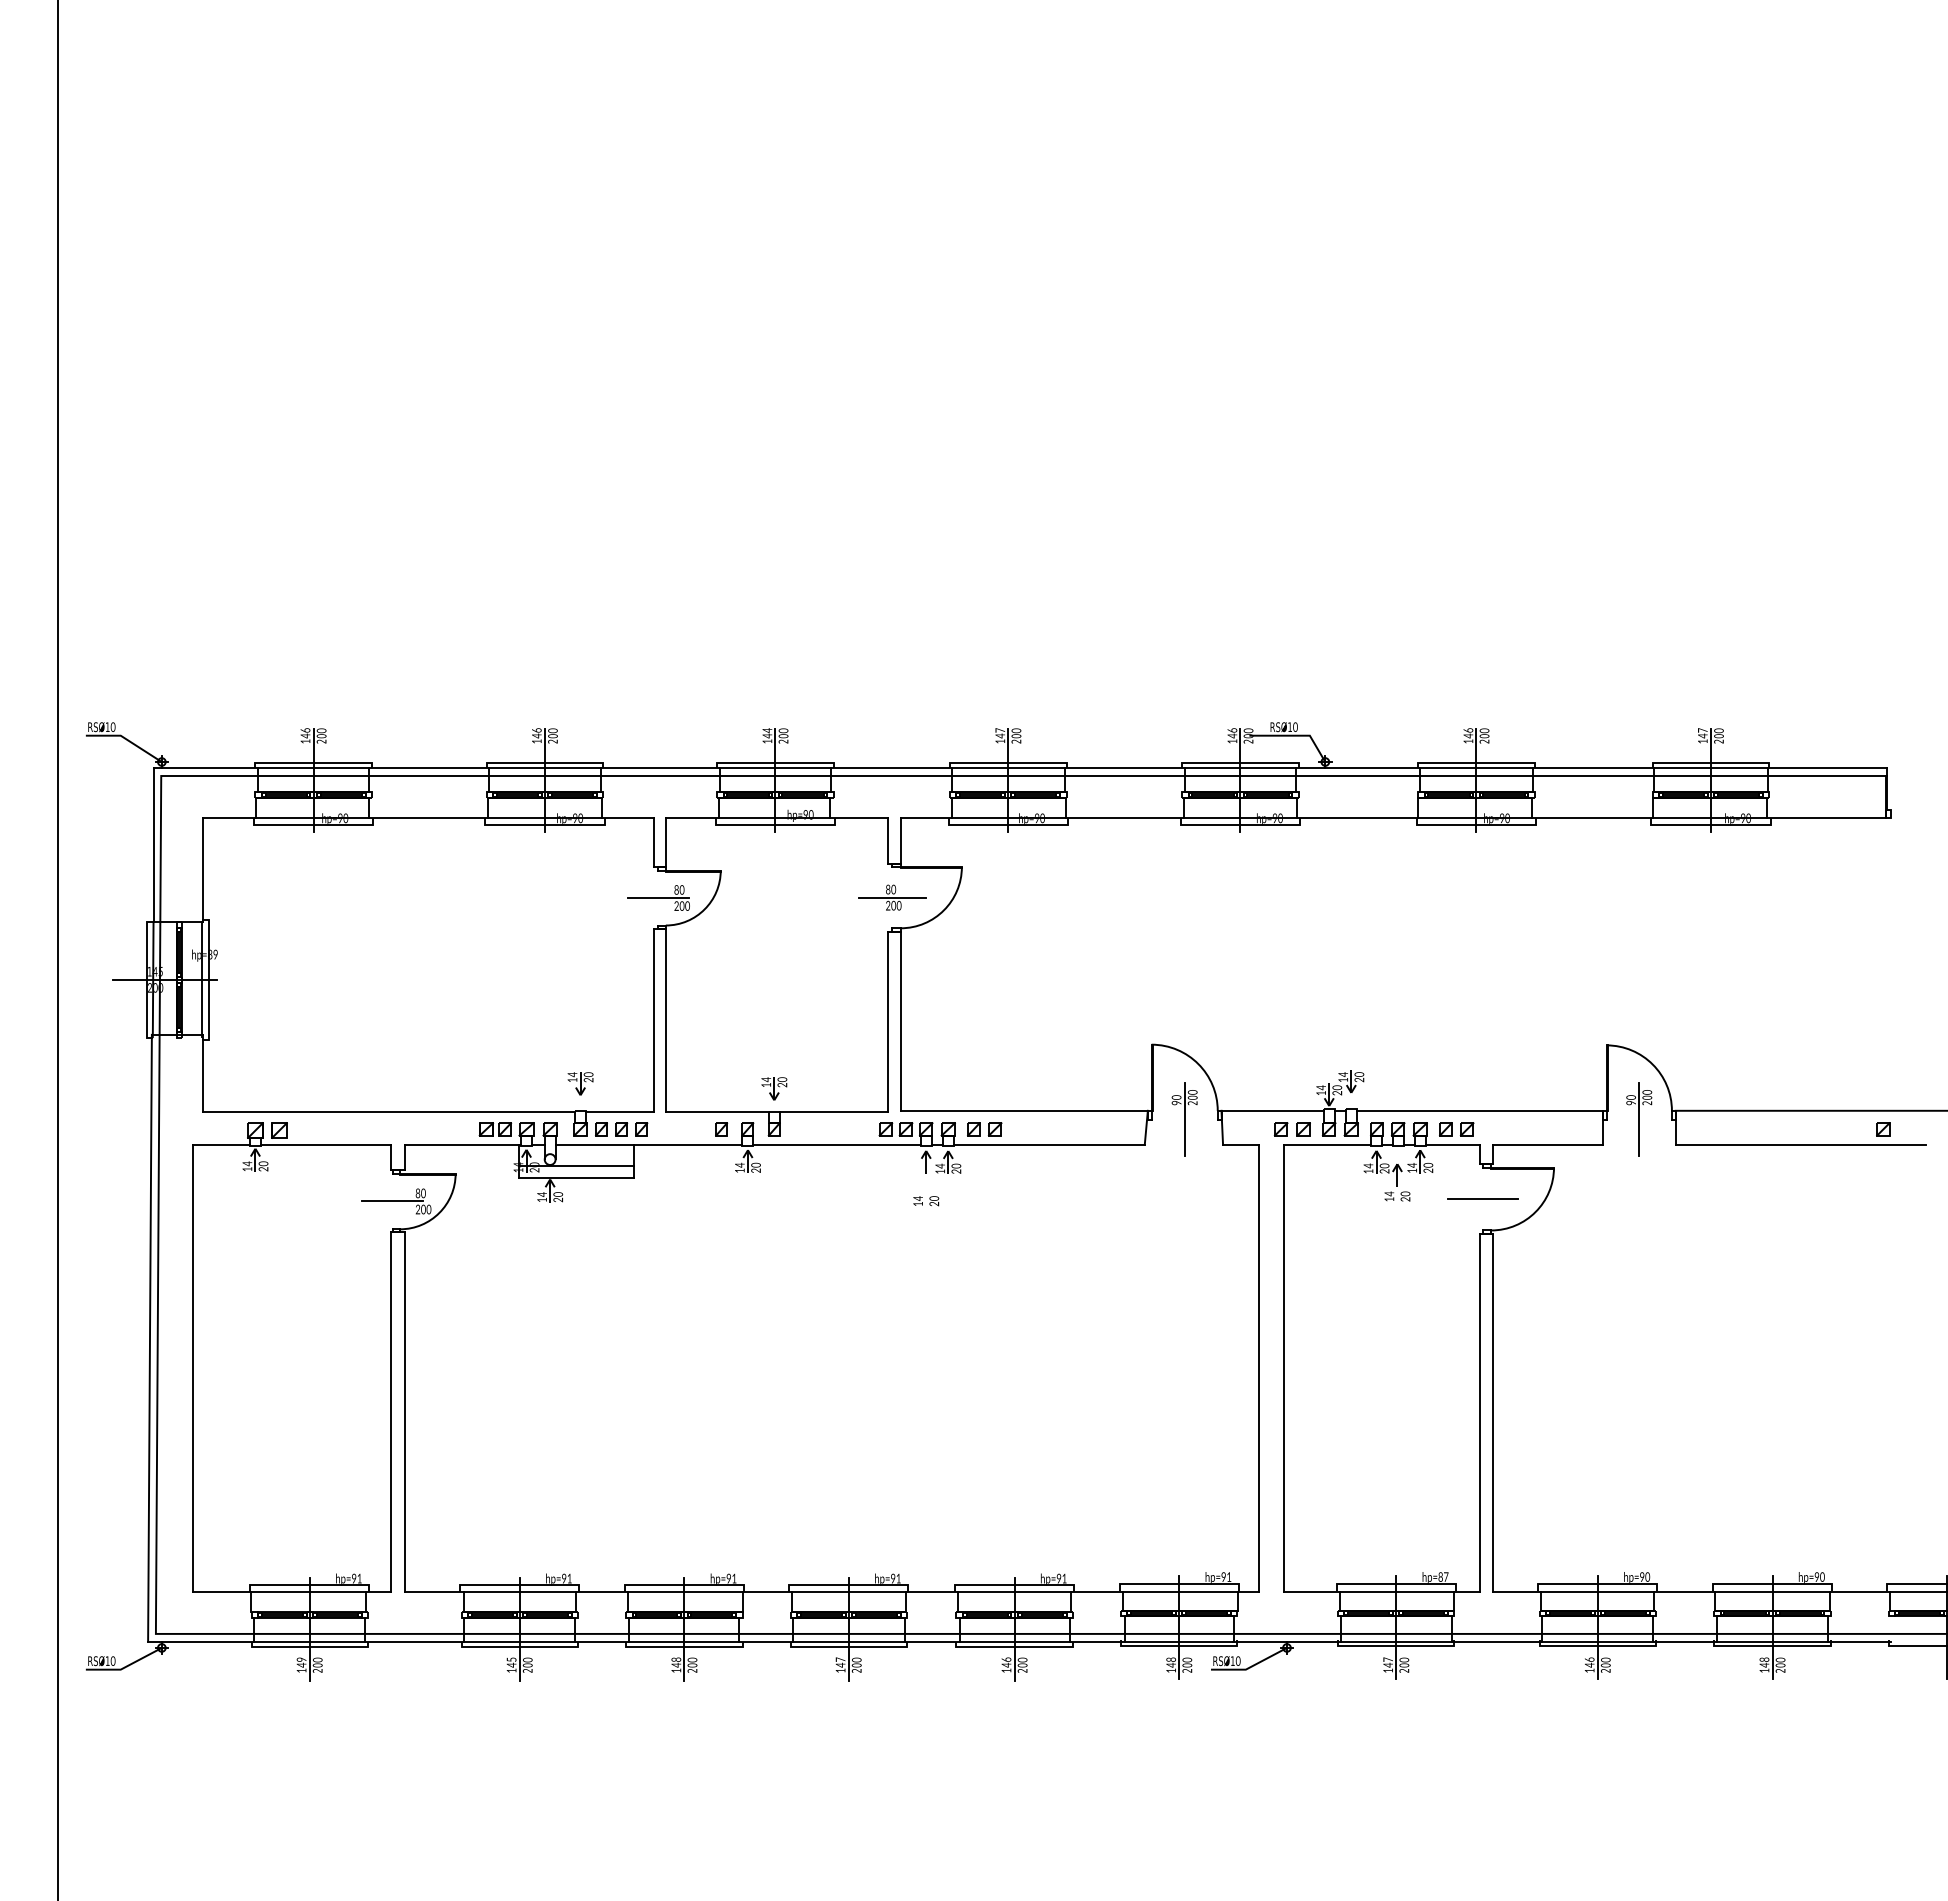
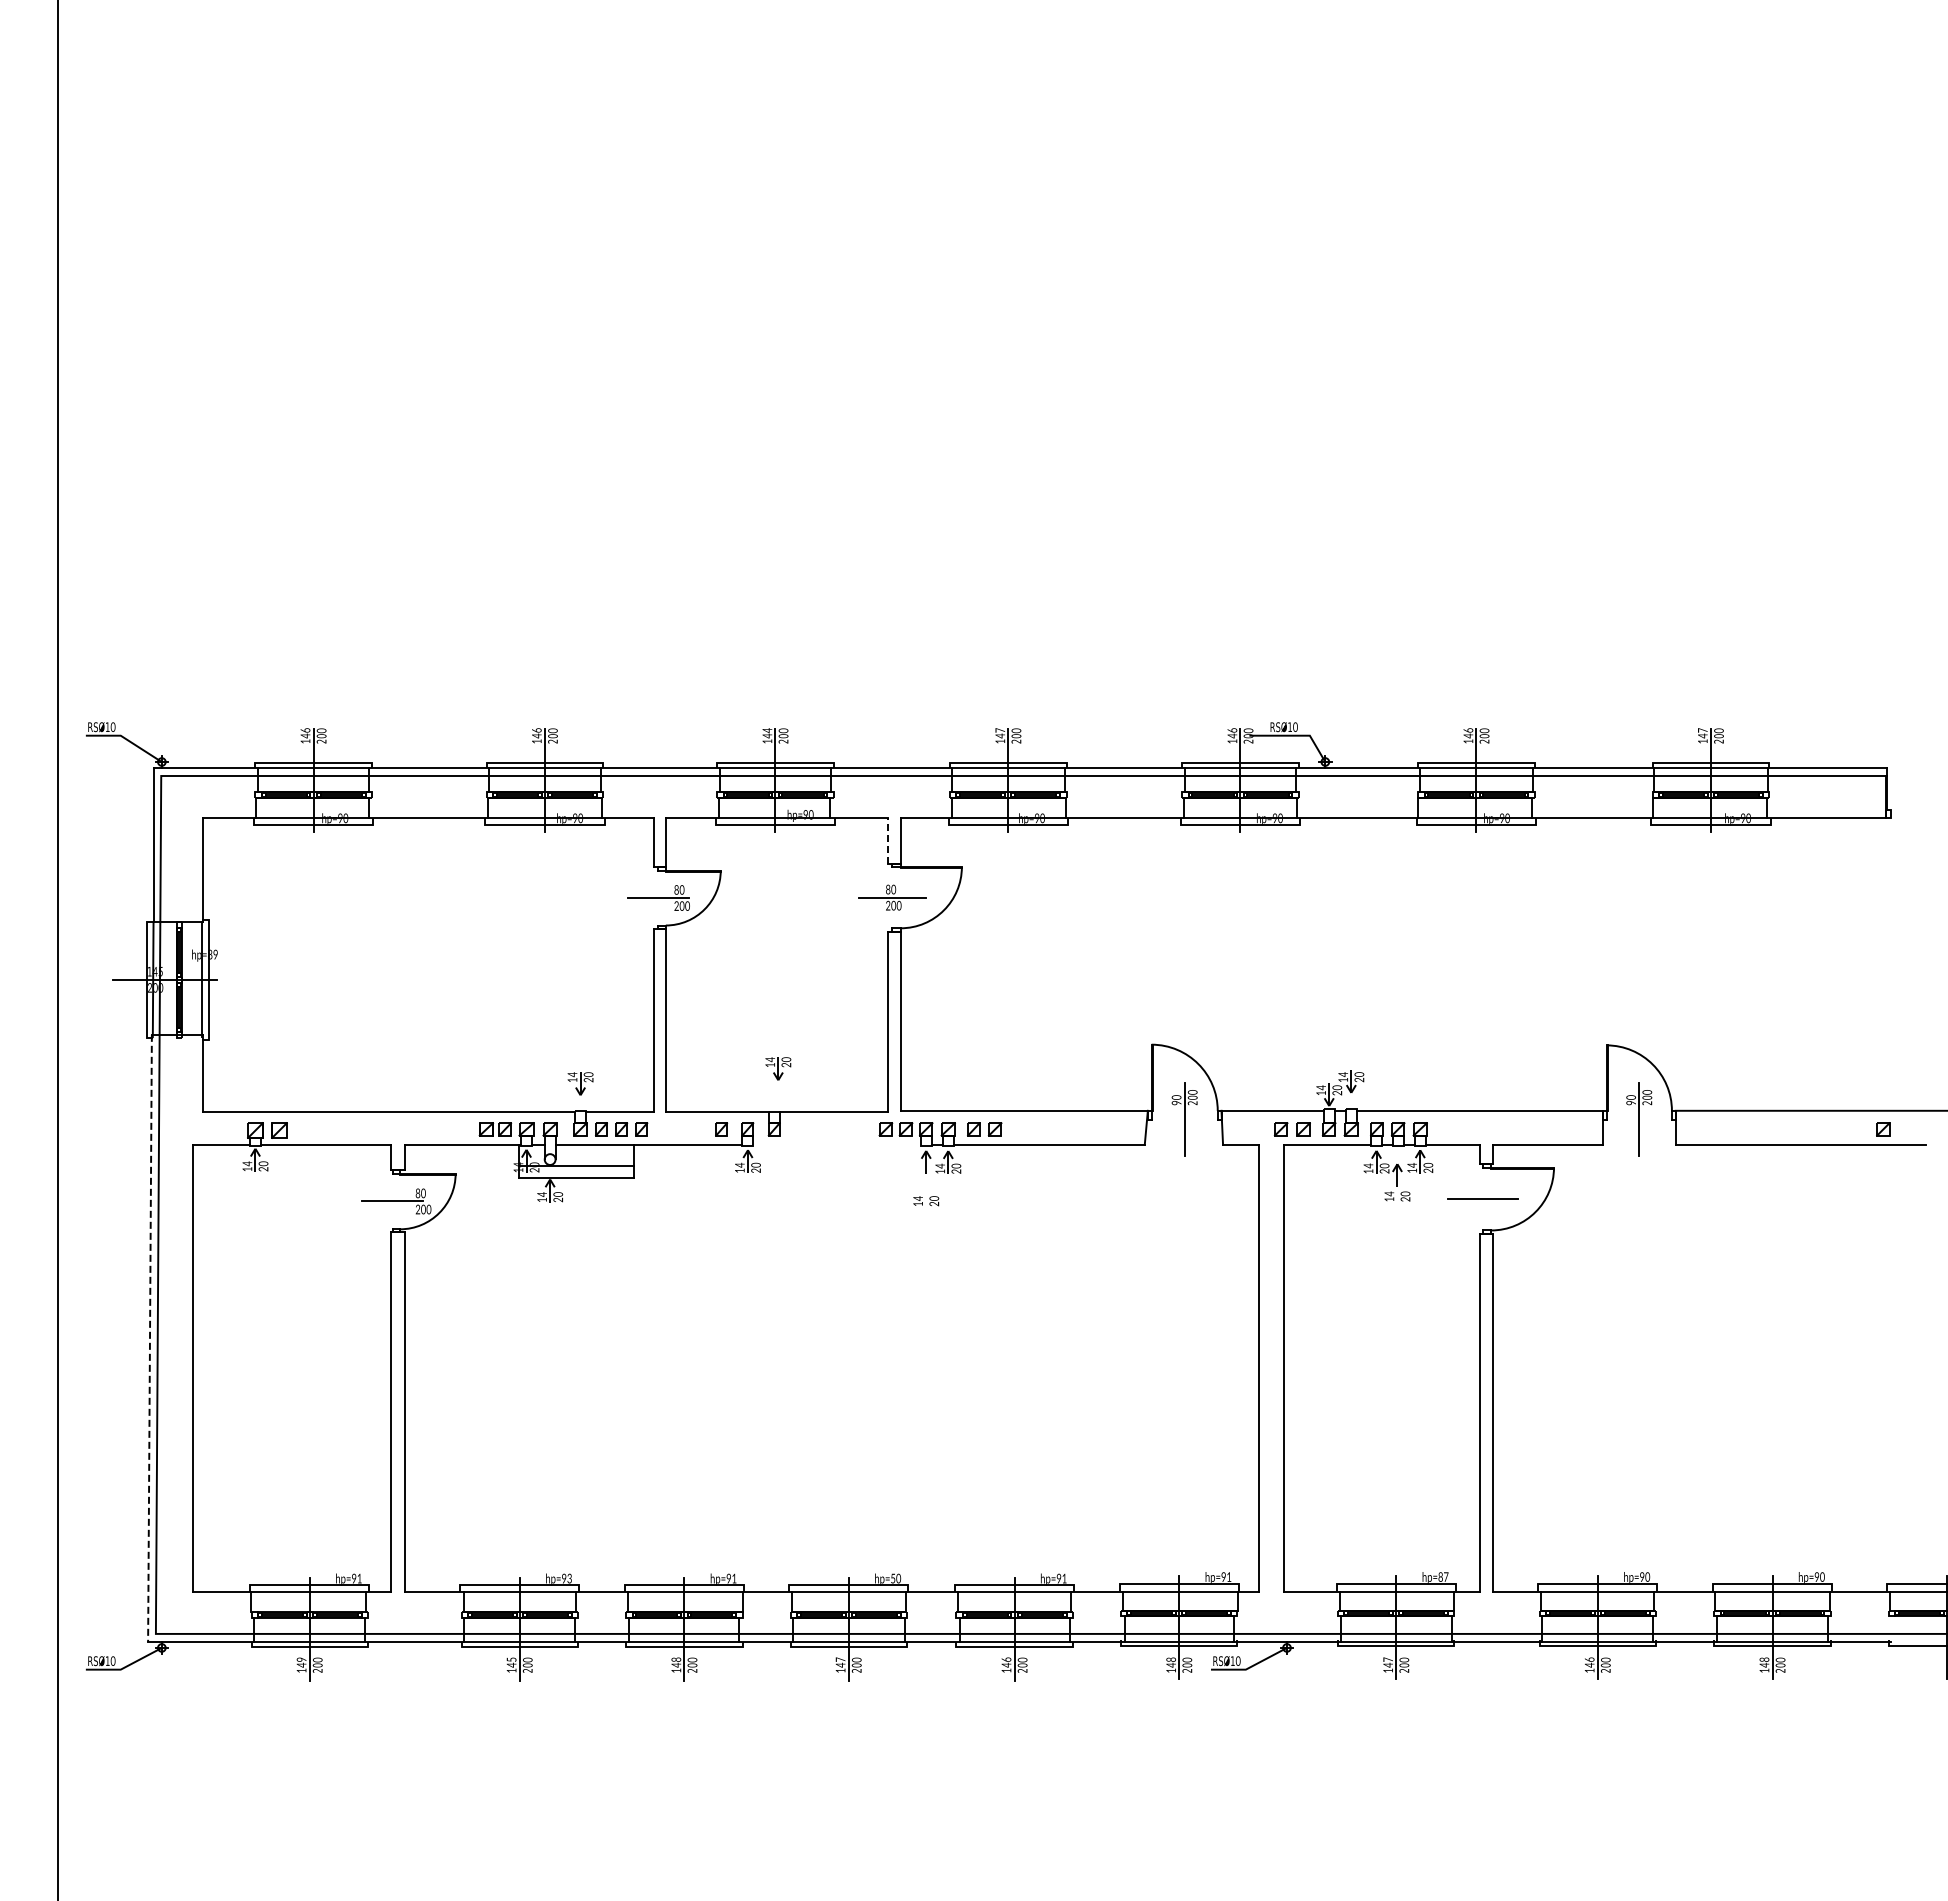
line: solid -> dashed (888, 840)
part position: (774, 1088) -> (778, 1068) (778, 1068)
part: present -> none (1456, 1129)
line: present -> none (836, 1144)
line: solid -> dashed (150, 1338)
text: hp=91 -> hp=93 (569, 1578)
text: hp=91 -> hp=50 (896, 1578)
